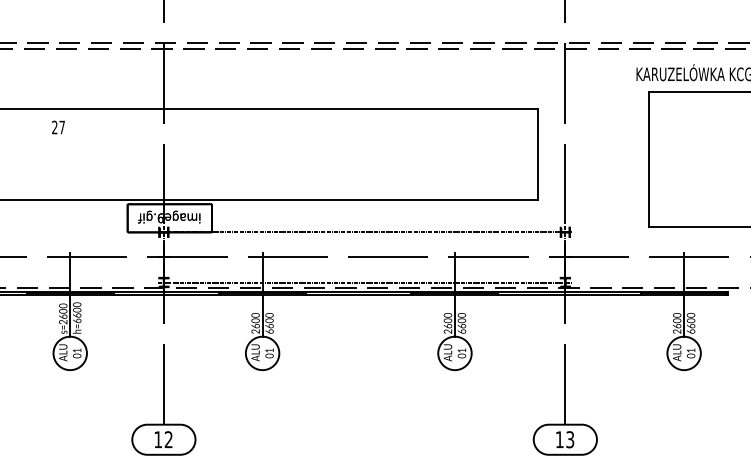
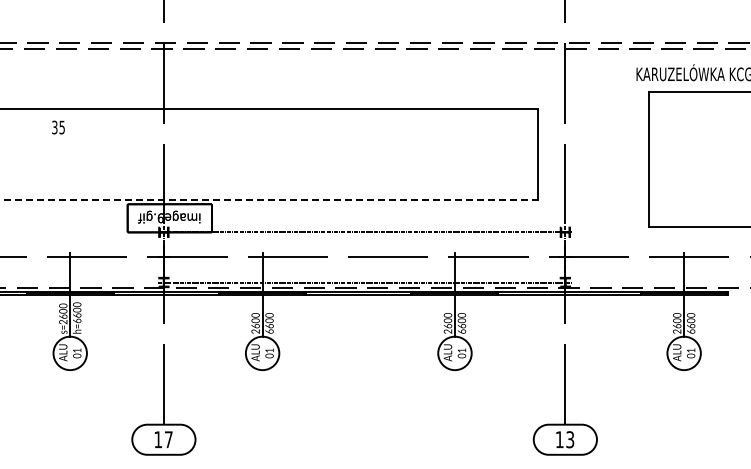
text: 27 -> 35 (58, 127)
line: solid -> dashed (269, 200)
text: 12 -> 17 (168, 439)
